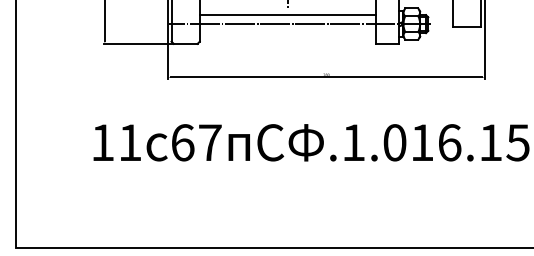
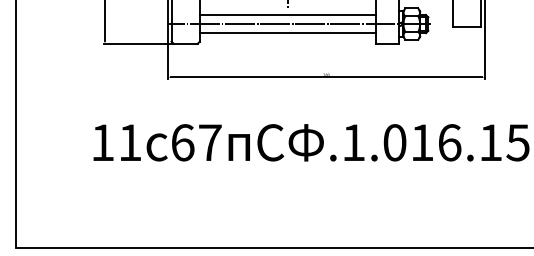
line: none -> present (287, 33)
